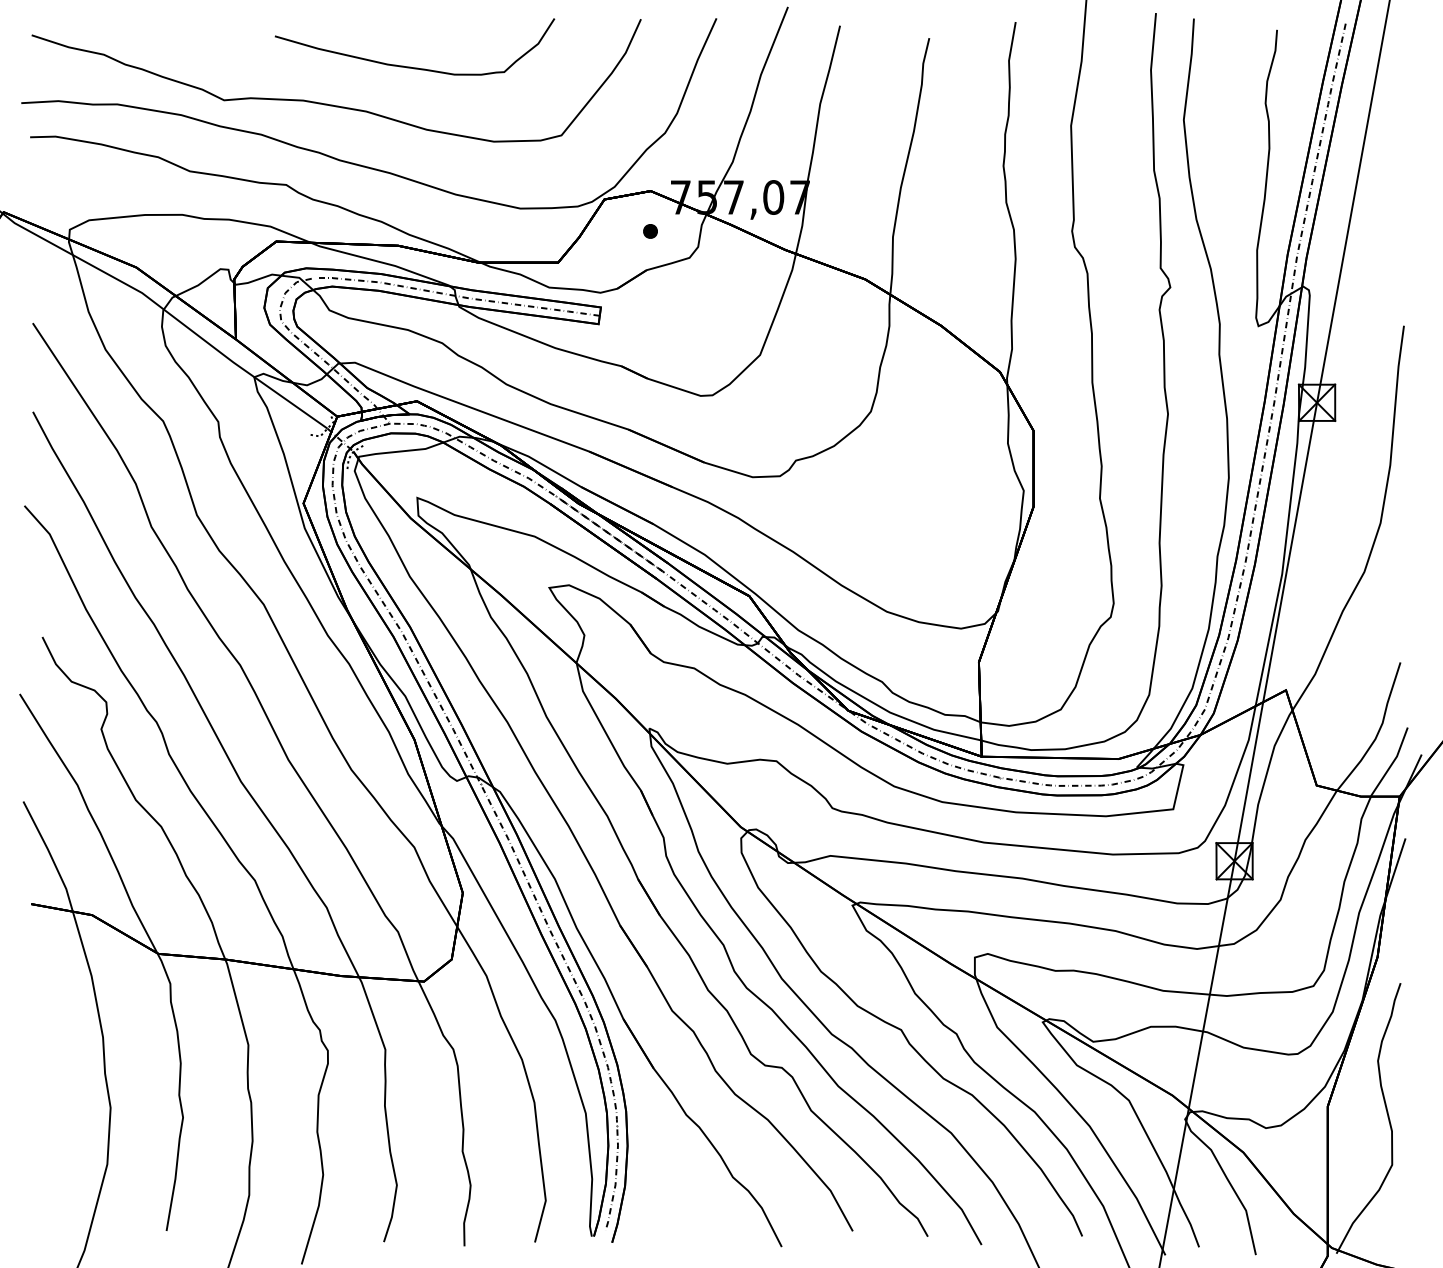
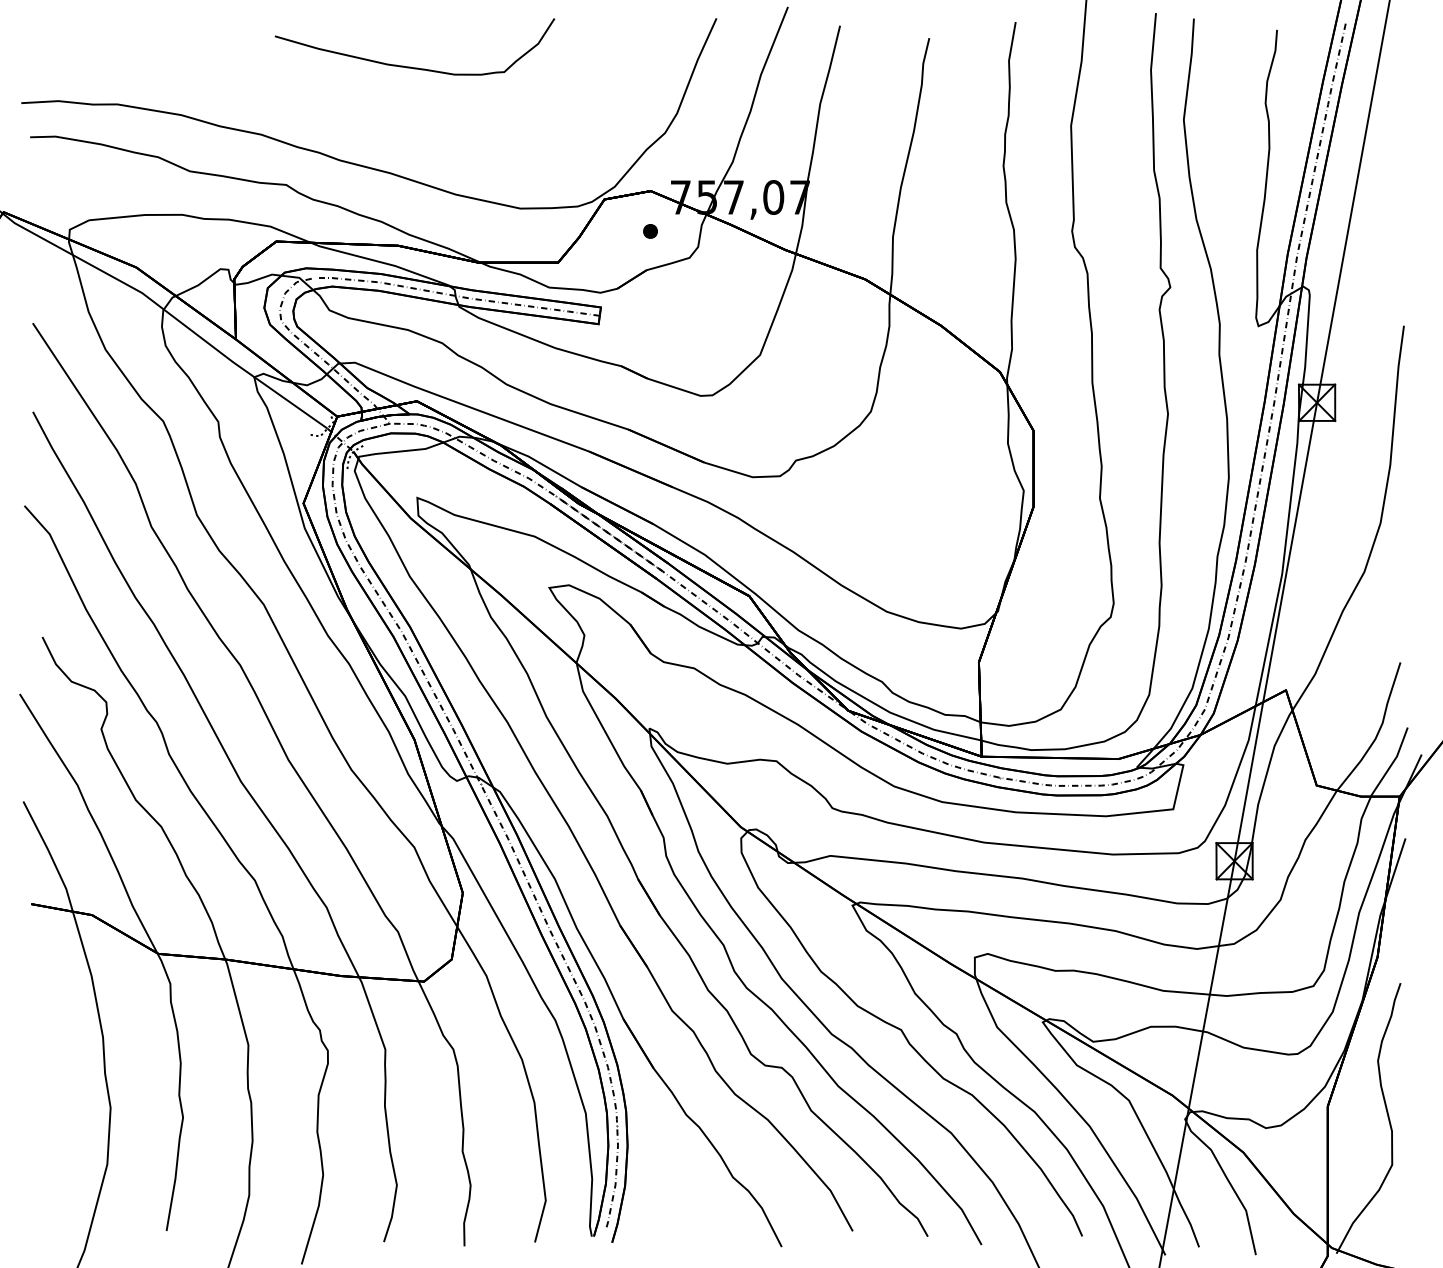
curve: present -> none (333, 104)
